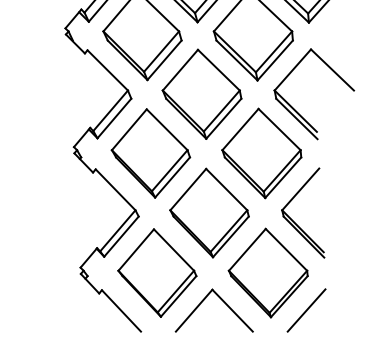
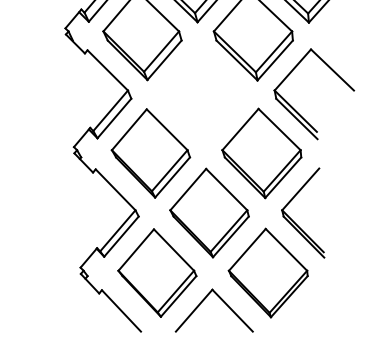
part: present -> none (201, 93)
line: present -> none (306, 310)
